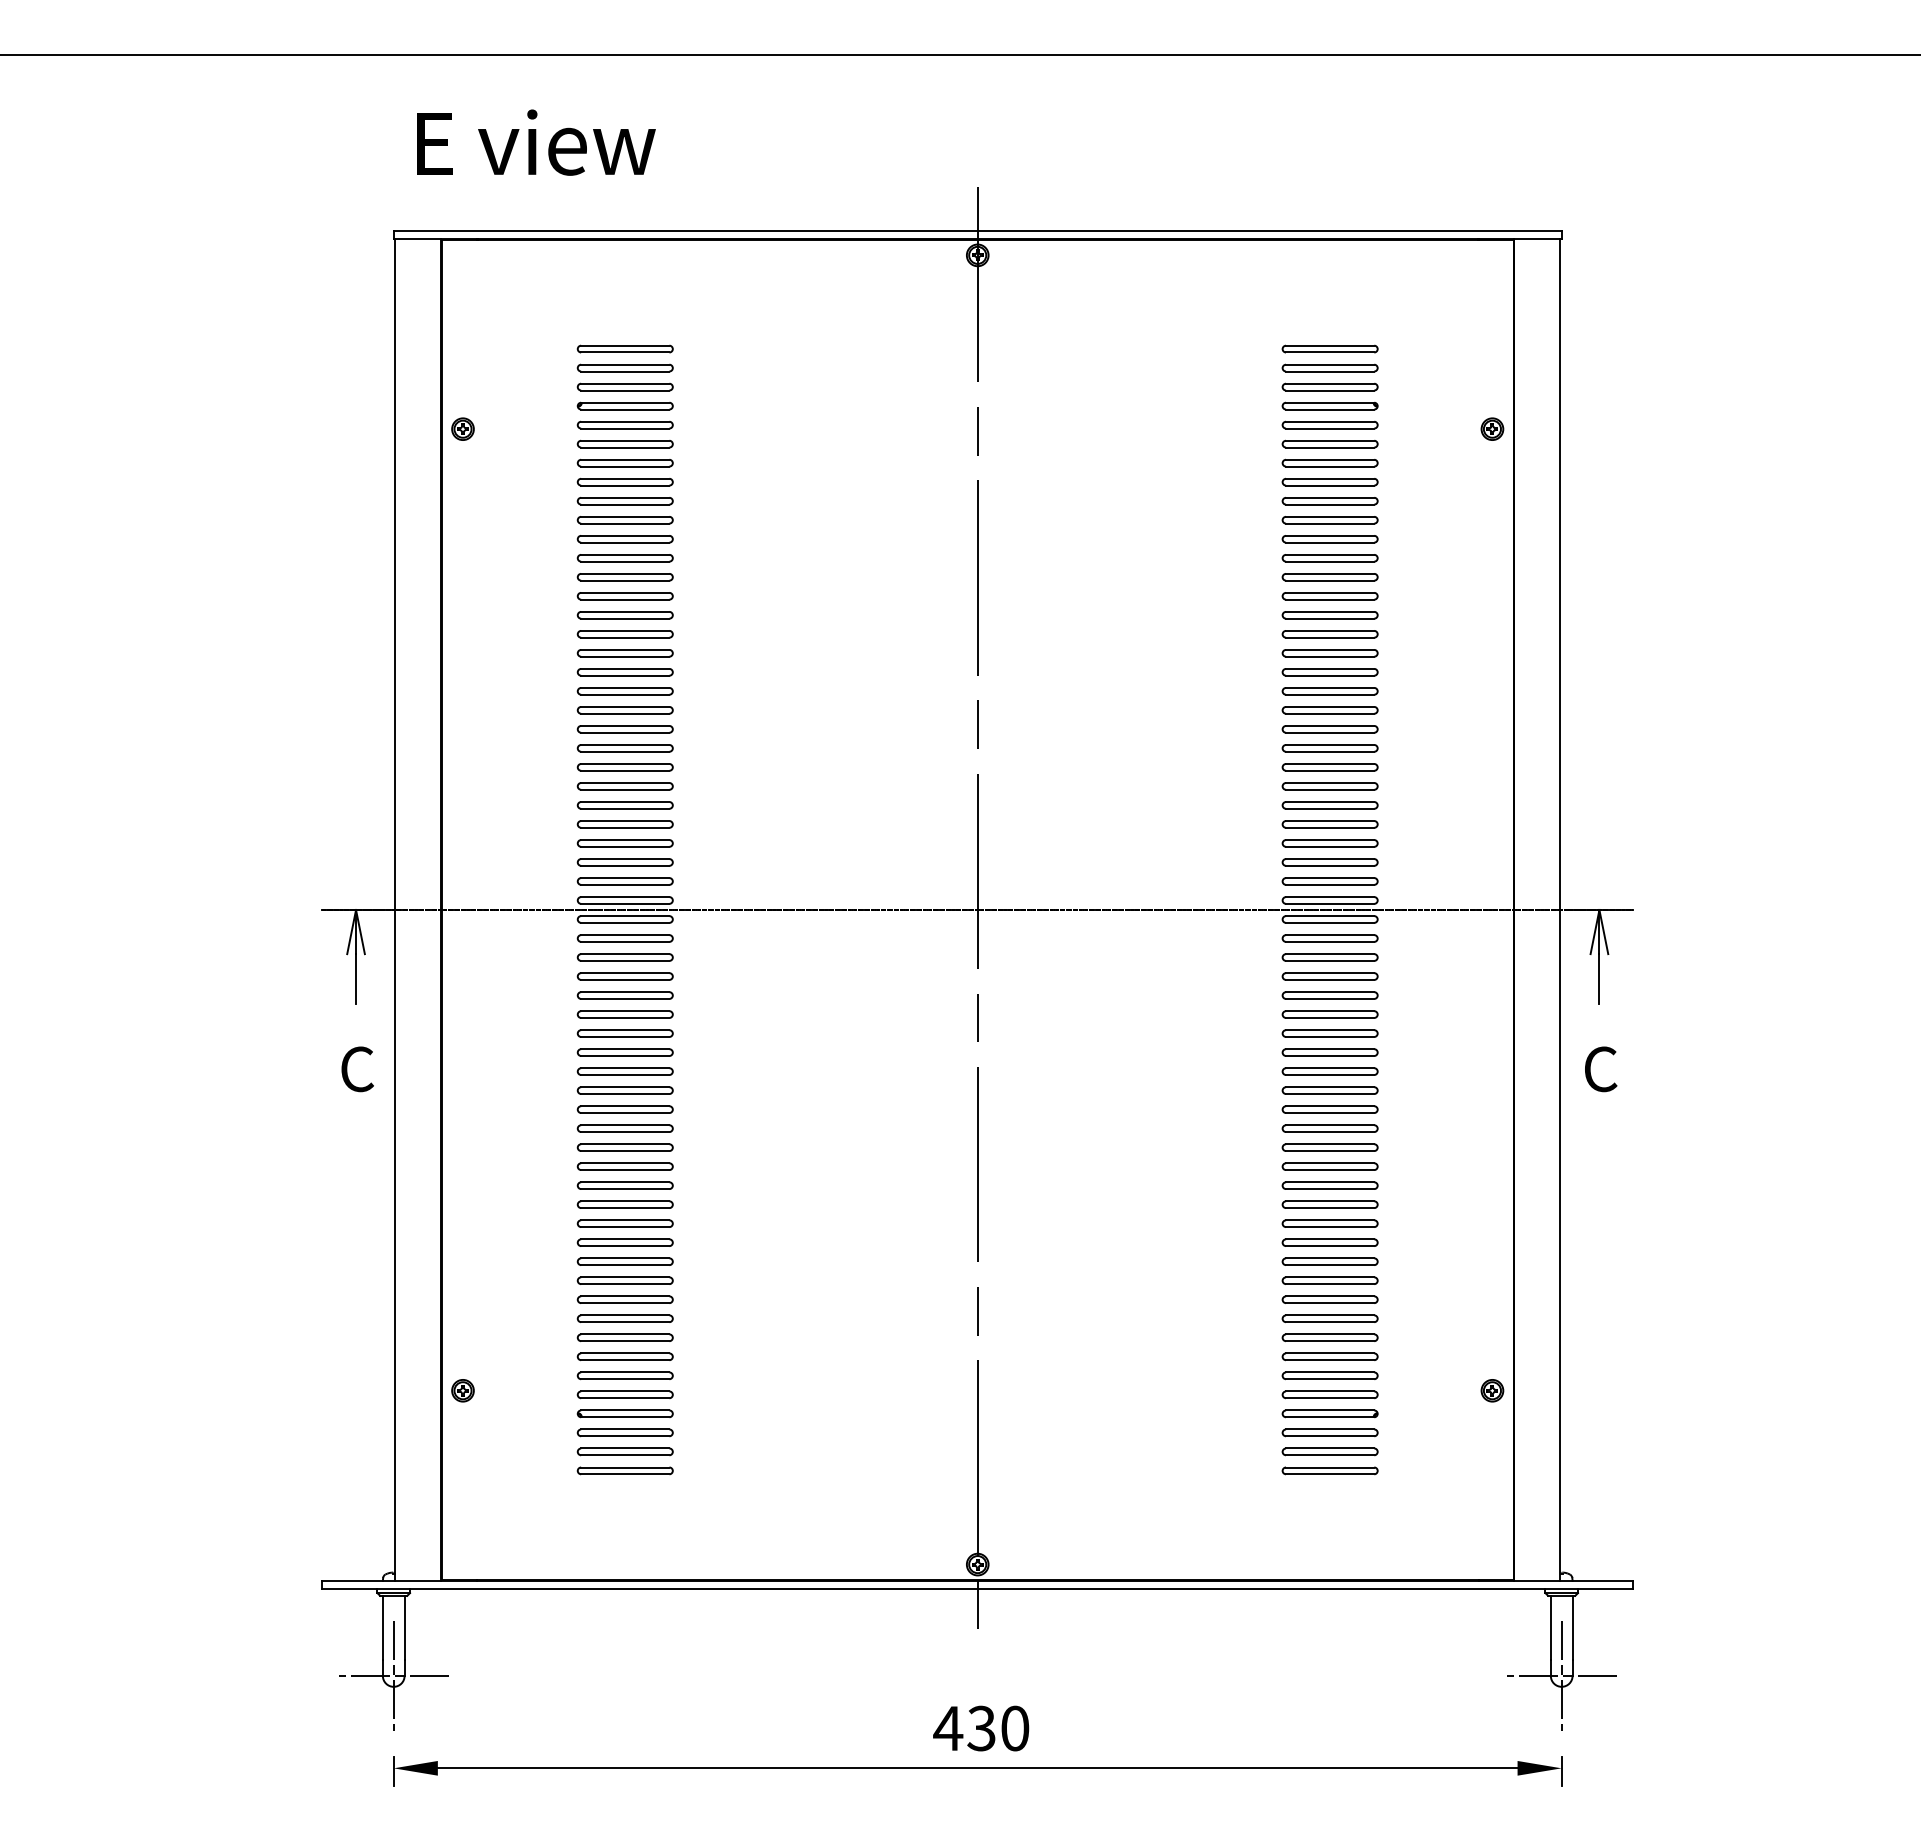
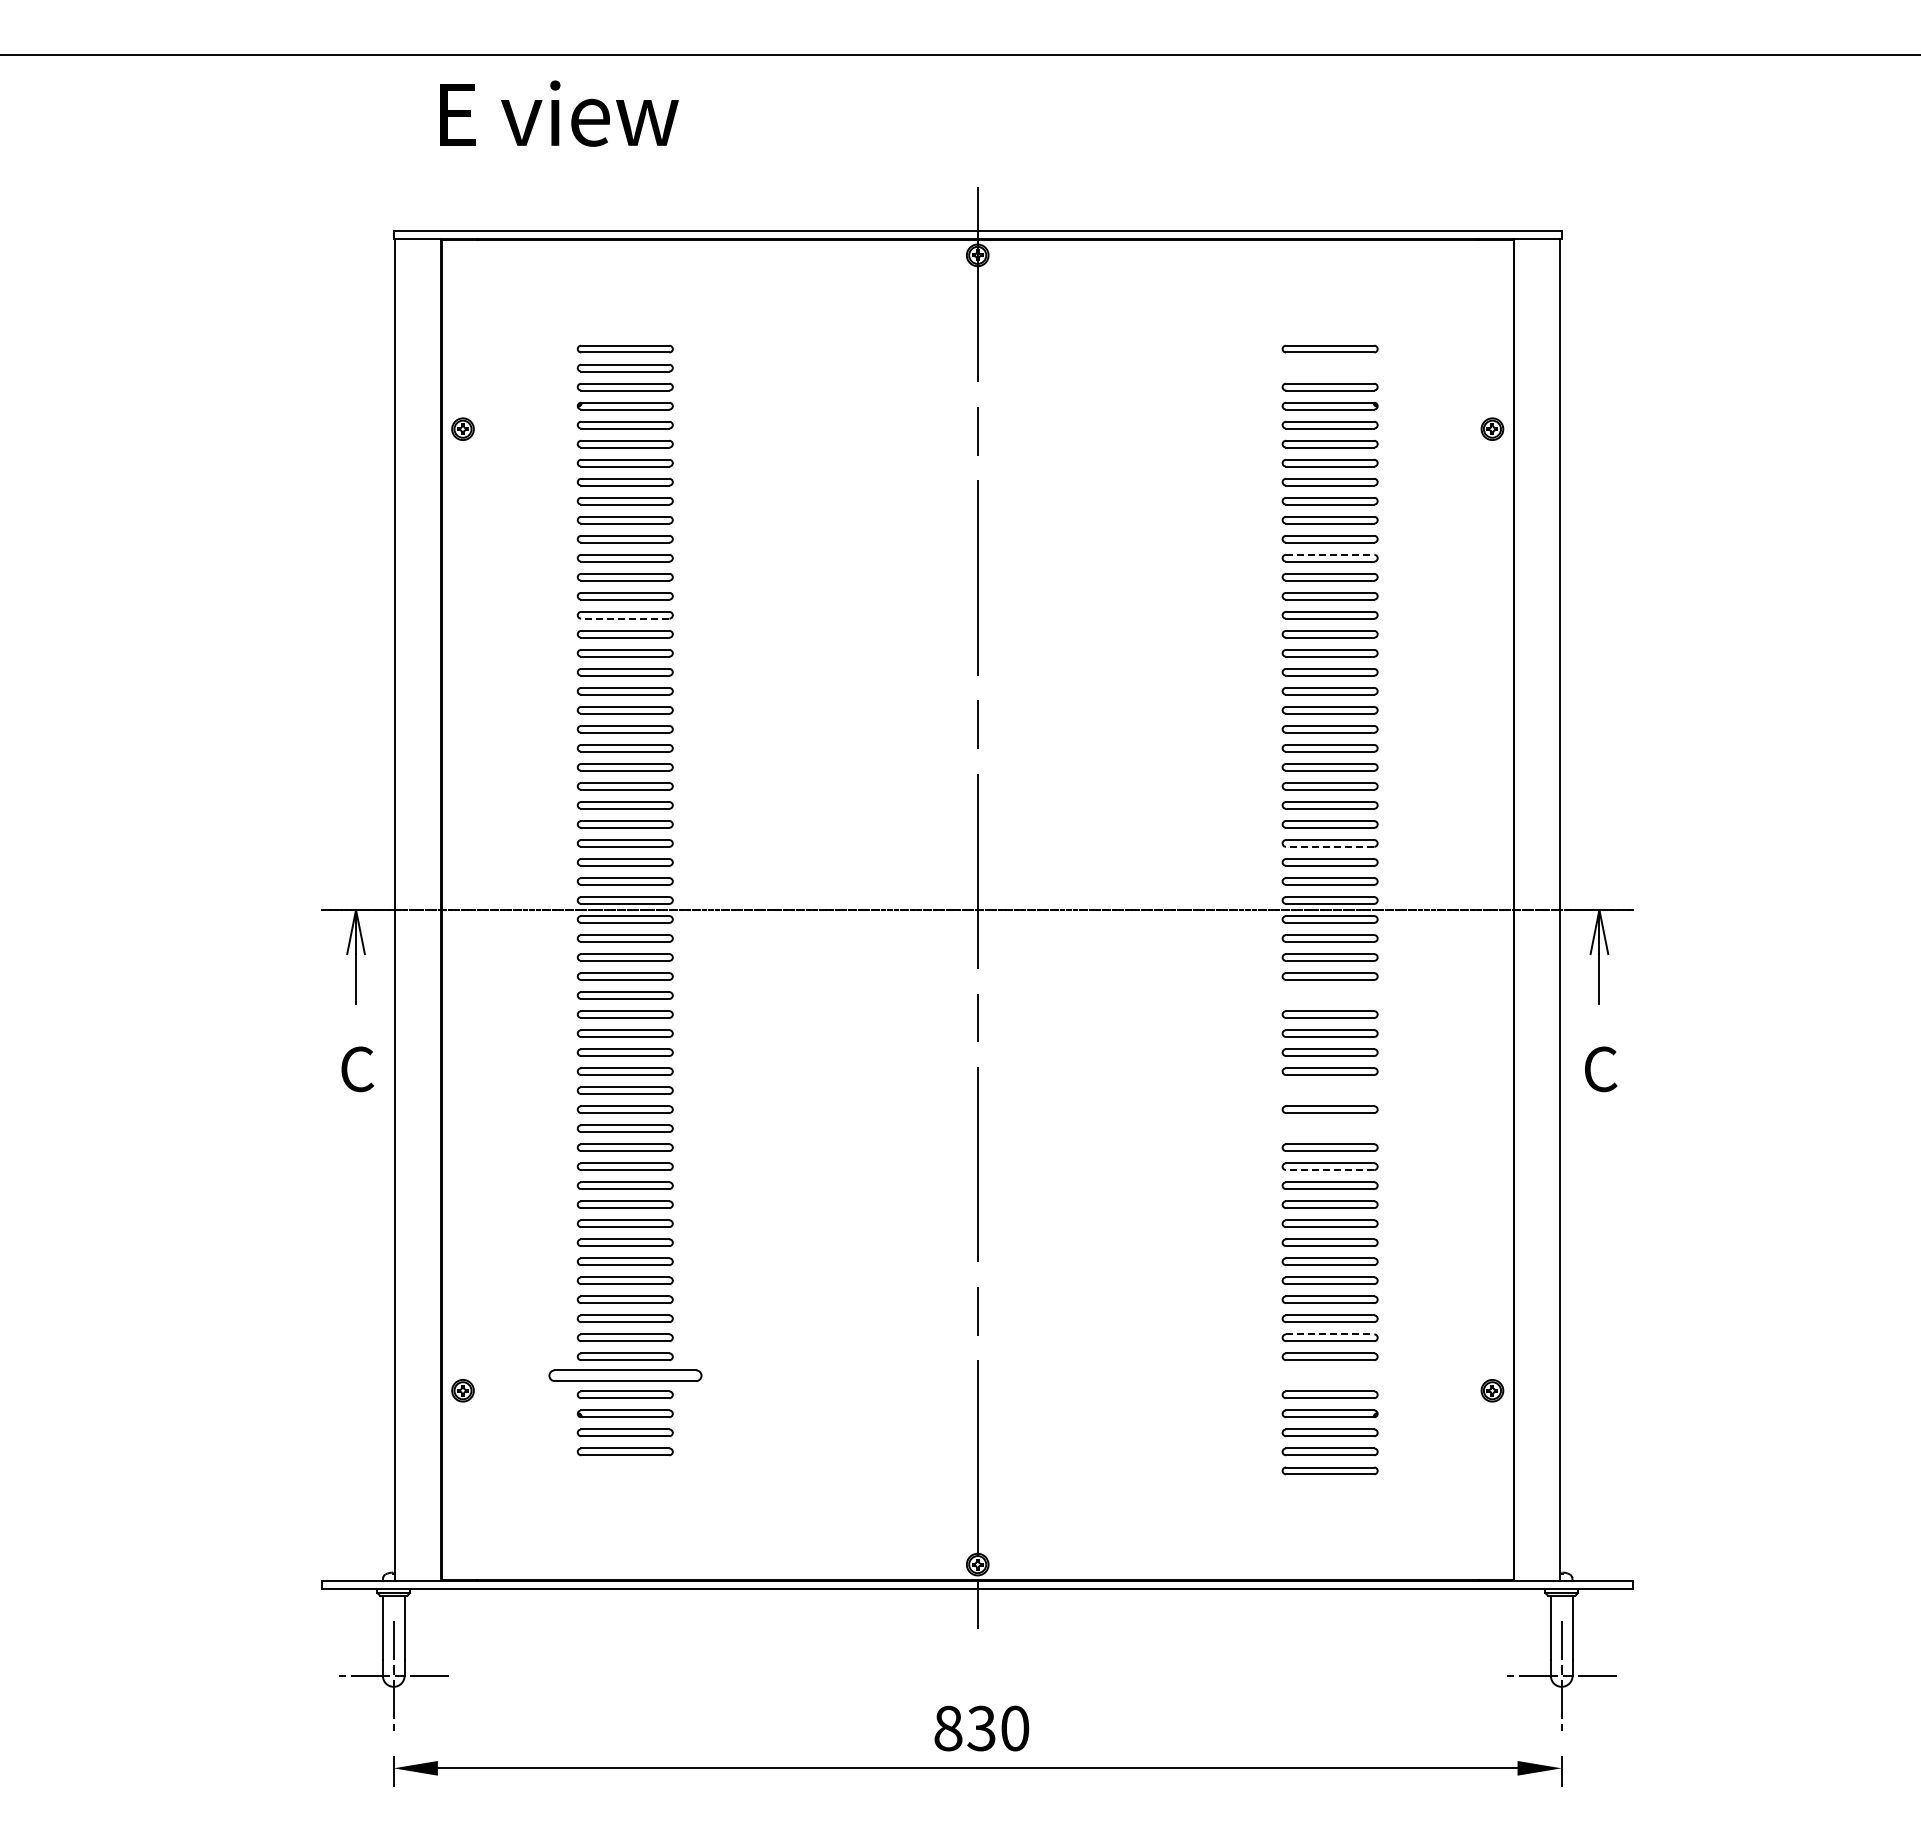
text position: (536, 142) -> (559, 113) (559, 113)
part: present -> none (1329, 367)
line: solid -> dashed (1330, 554)
line: solid -> dashed (624, 618)
line: solid -> dashed (1329, 846)
part: present -> none (1329, 995)
part: present -> none (1329, 1090)
part: present -> none (1329, 1128)
line: solid -> dashed (1329, 1170)
line: solid -> dashed (1330, 1334)
part size: 98x10 px -> 155x13 px (625, 1375)
part: present -> none (1329, 1375)
part: present -> none (624, 1470)
text: 430 -> 830 (948, 1728)
